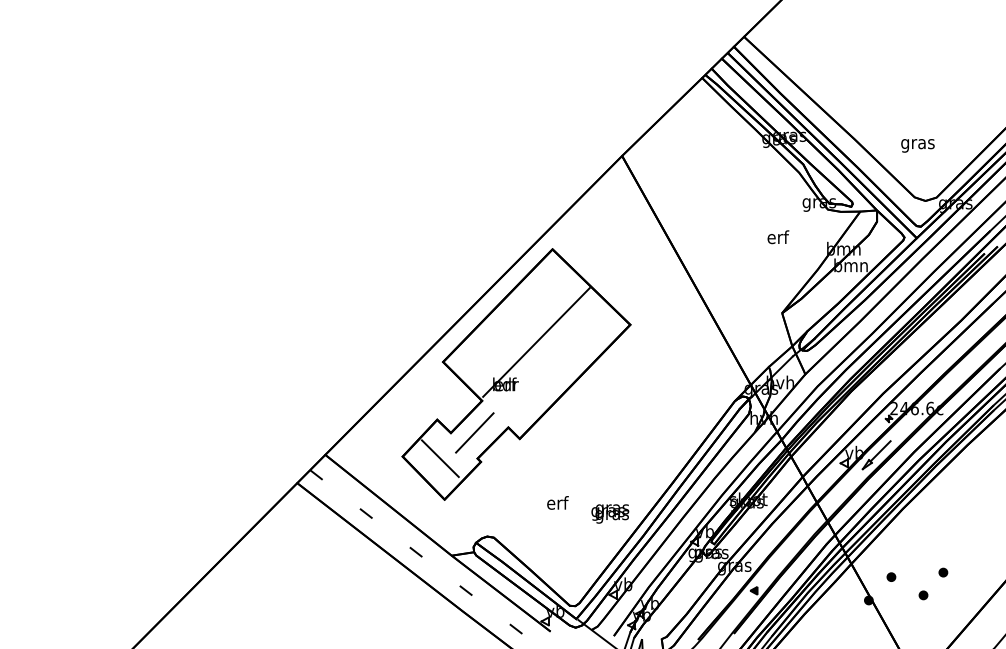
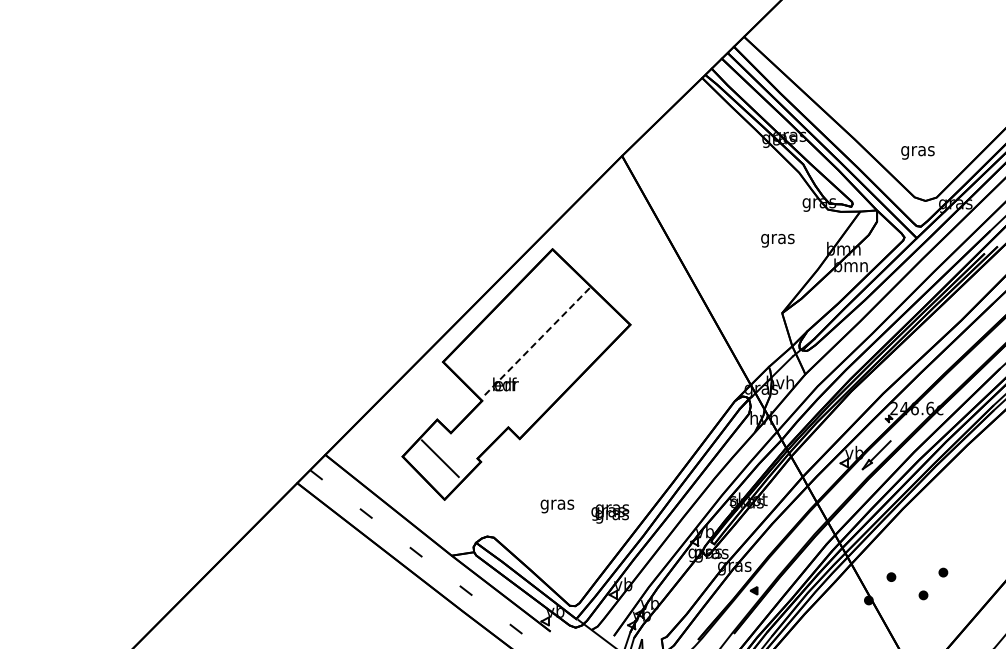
text position: (917, 145) -> (917, 152) (917, 152)
text: erf -> gras (777, 238)
line: solid -> dashed (536, 342)
line: present -> none (474, 432)
text: erf -> gras (557, 504)
